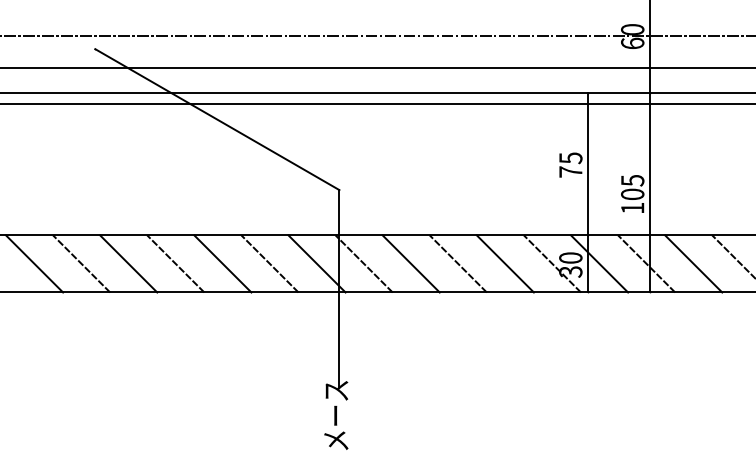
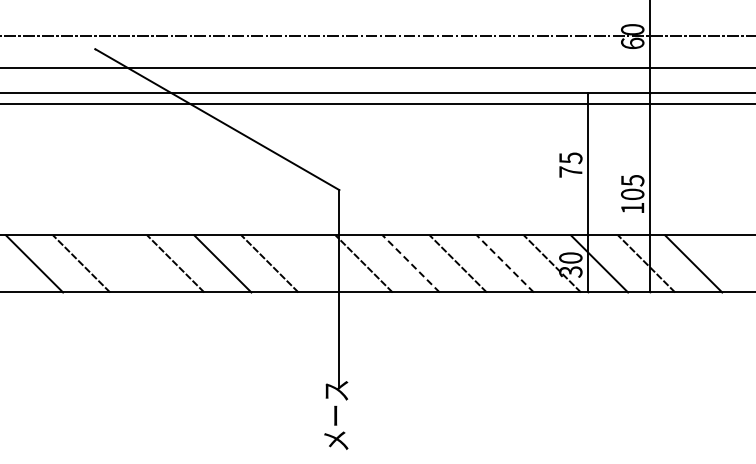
line: present -> none (732, 255)
line: present -> none (128, 263)
line: present -> none (316, 263)
line: solid -> dashed (410, 263)
line: solid -> dashed (505, 263)
